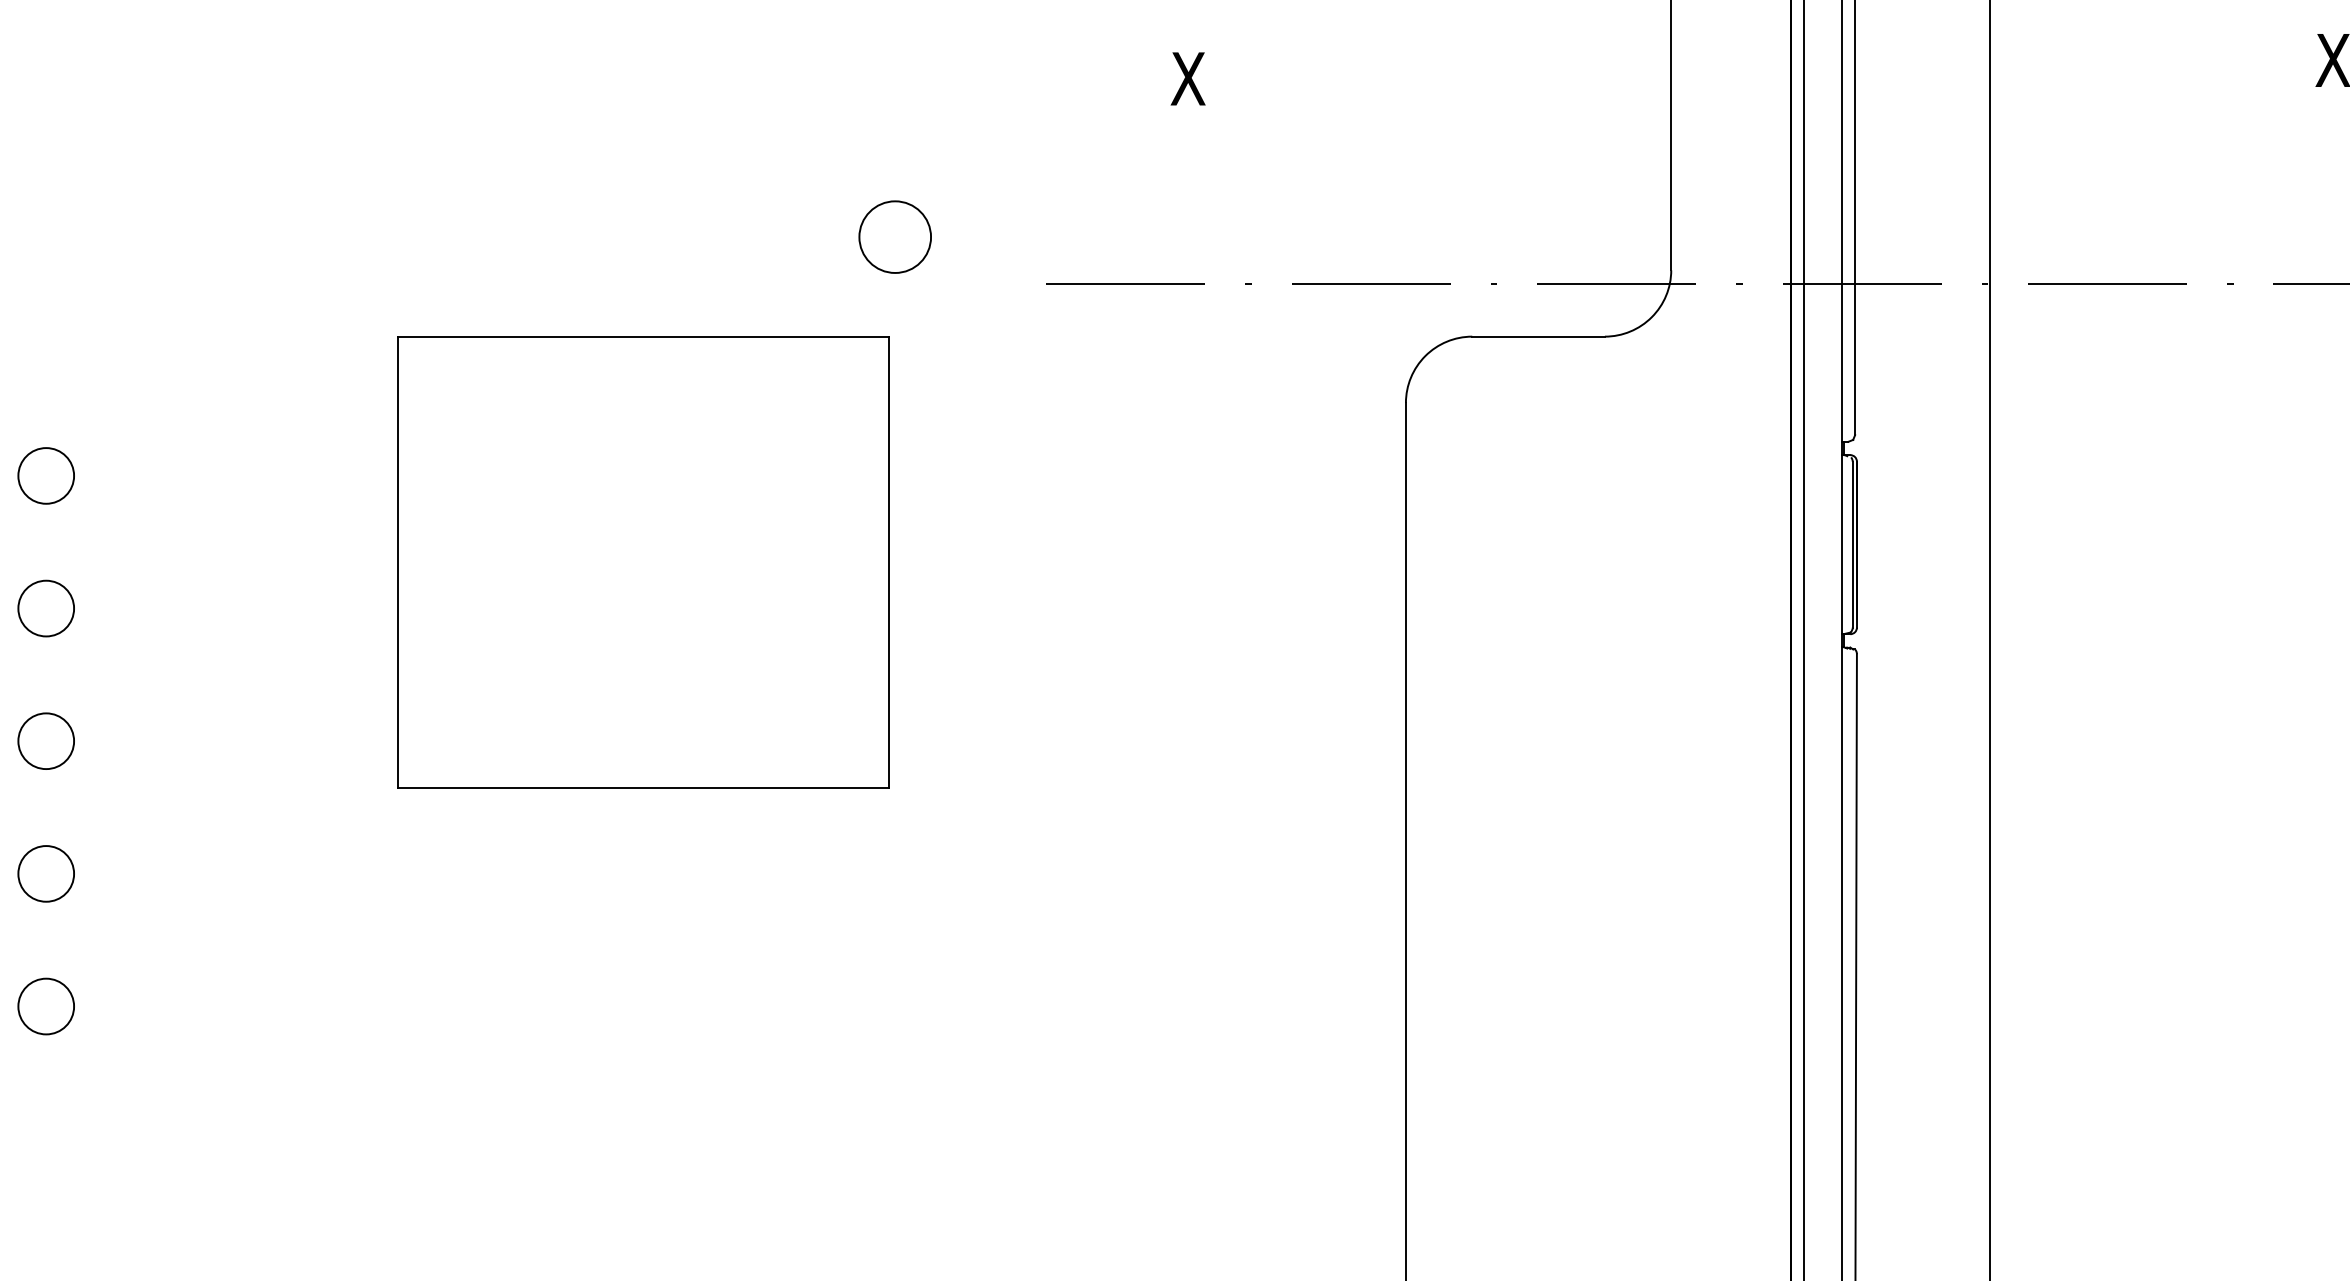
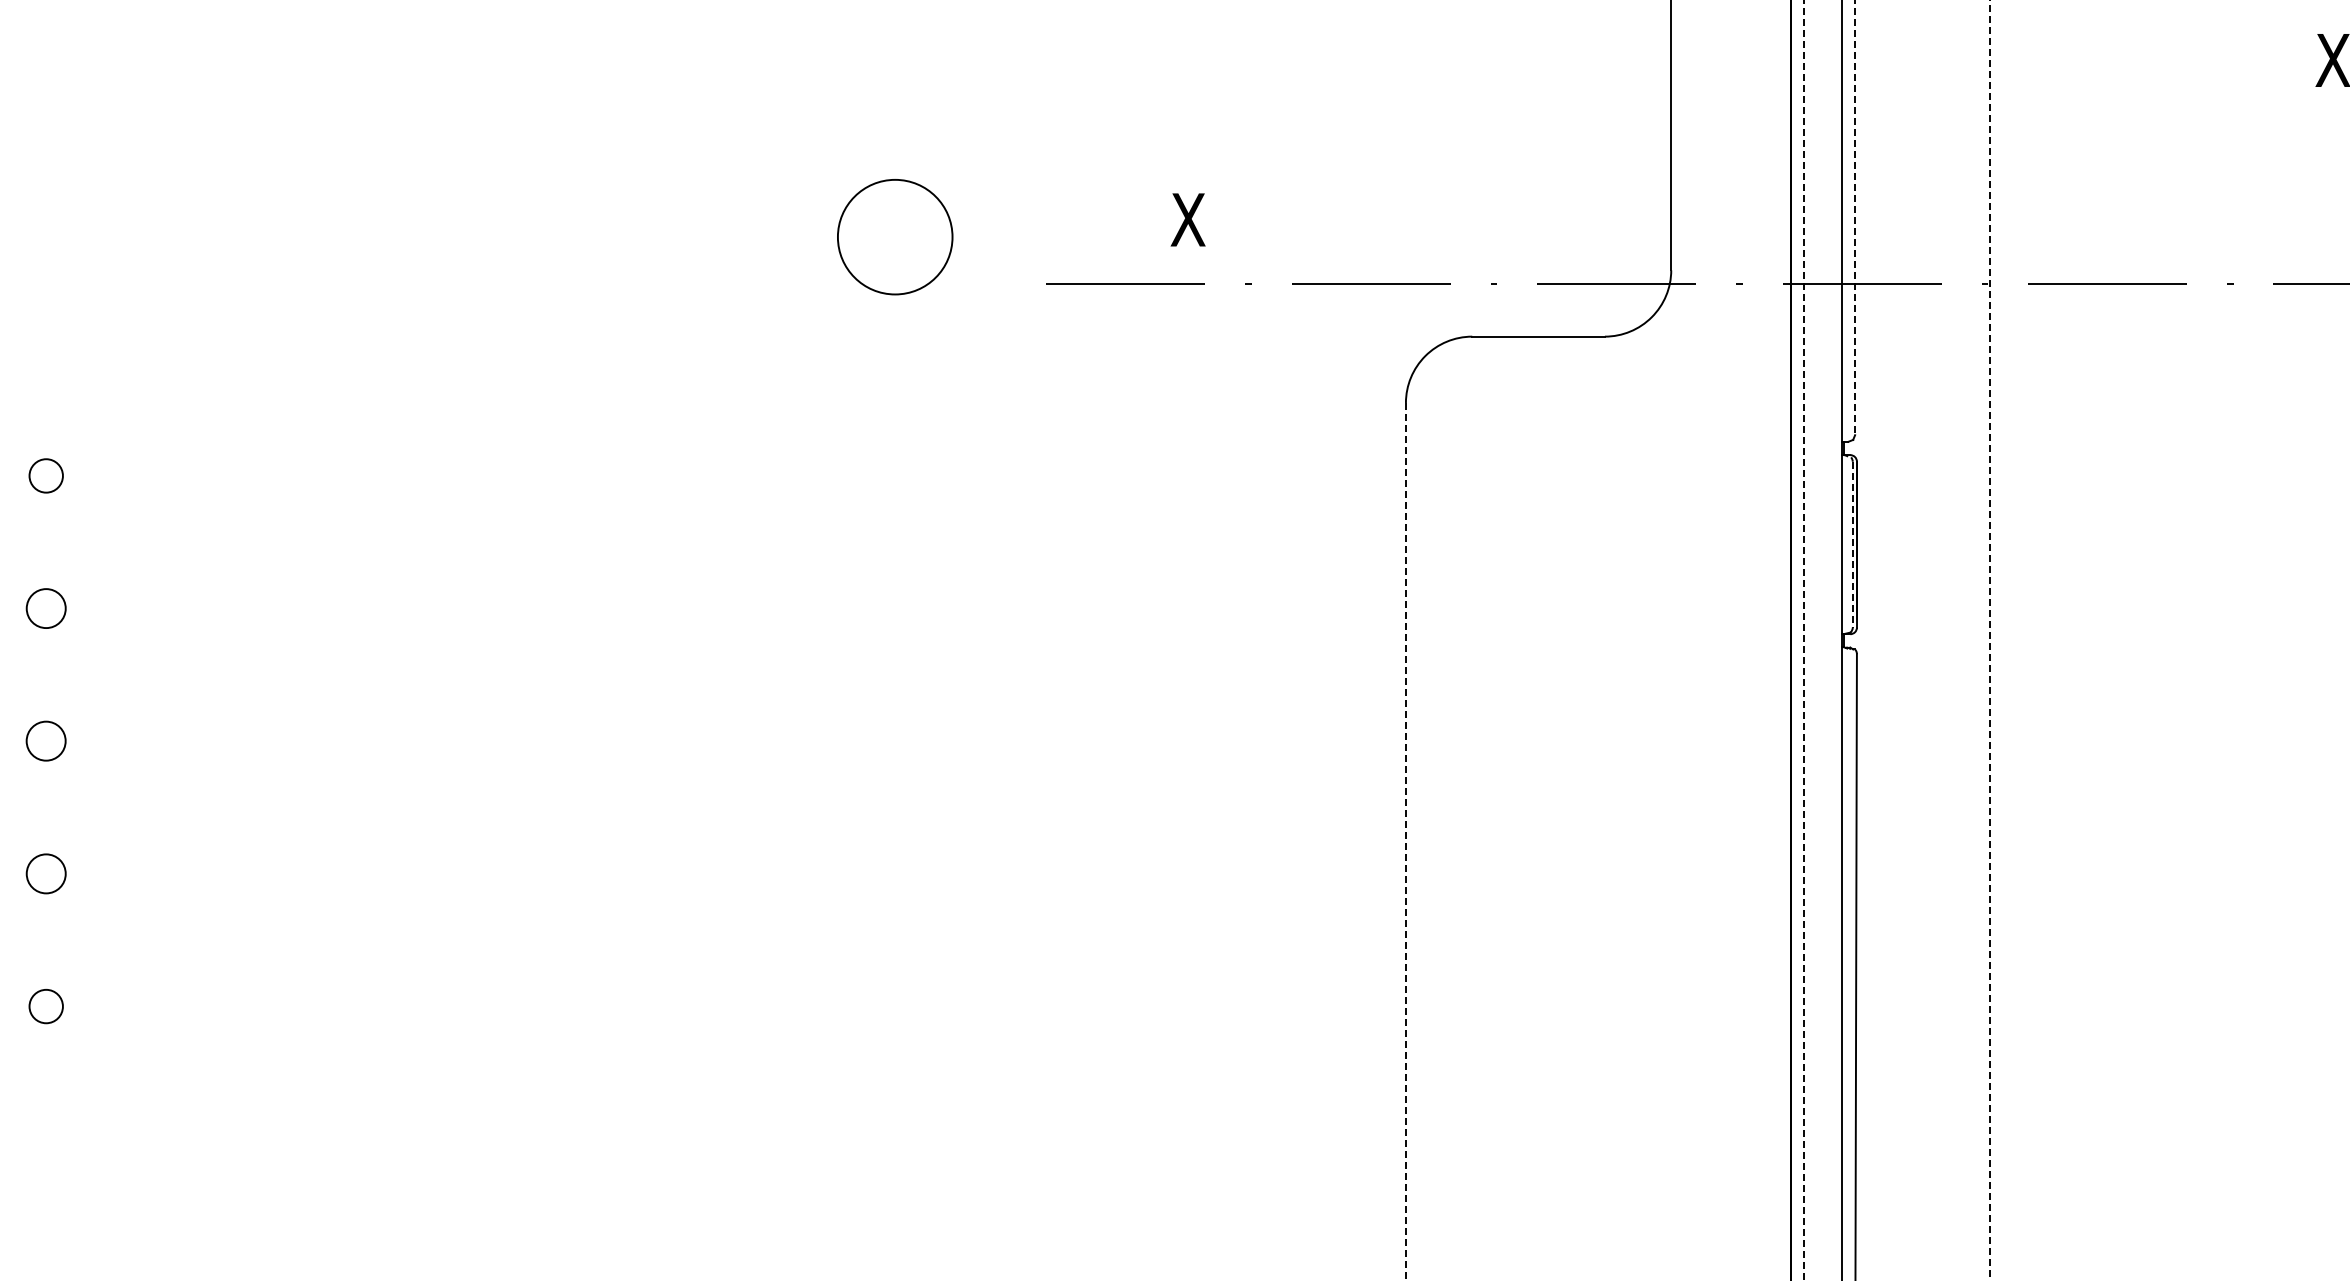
text position: (1187, 78) -> (1187, 219) (1187, 219)
line: solid -> dashed (1855, 218)
circle diameter: 72 px -> 115 px (894, 236)
circle diameter: 56 px -> 33 px (45, 475)
line: solid -> dashed (1852, 544)
part: present -> none (643, 562)
circle diameter: 56 px -> 39 px (45, 608)
line: solid -> dashed (1804, 640)
line: solid -> dashed (1989, 640)
circle size: 58x58 px -> 42x42 px (45, 740)
line: solid -> dashed (1405, 841)
circle diameter: 56 px -> 39 px (45, 873)
circle diameter: 56 px -> 33 px (45, 1006)
